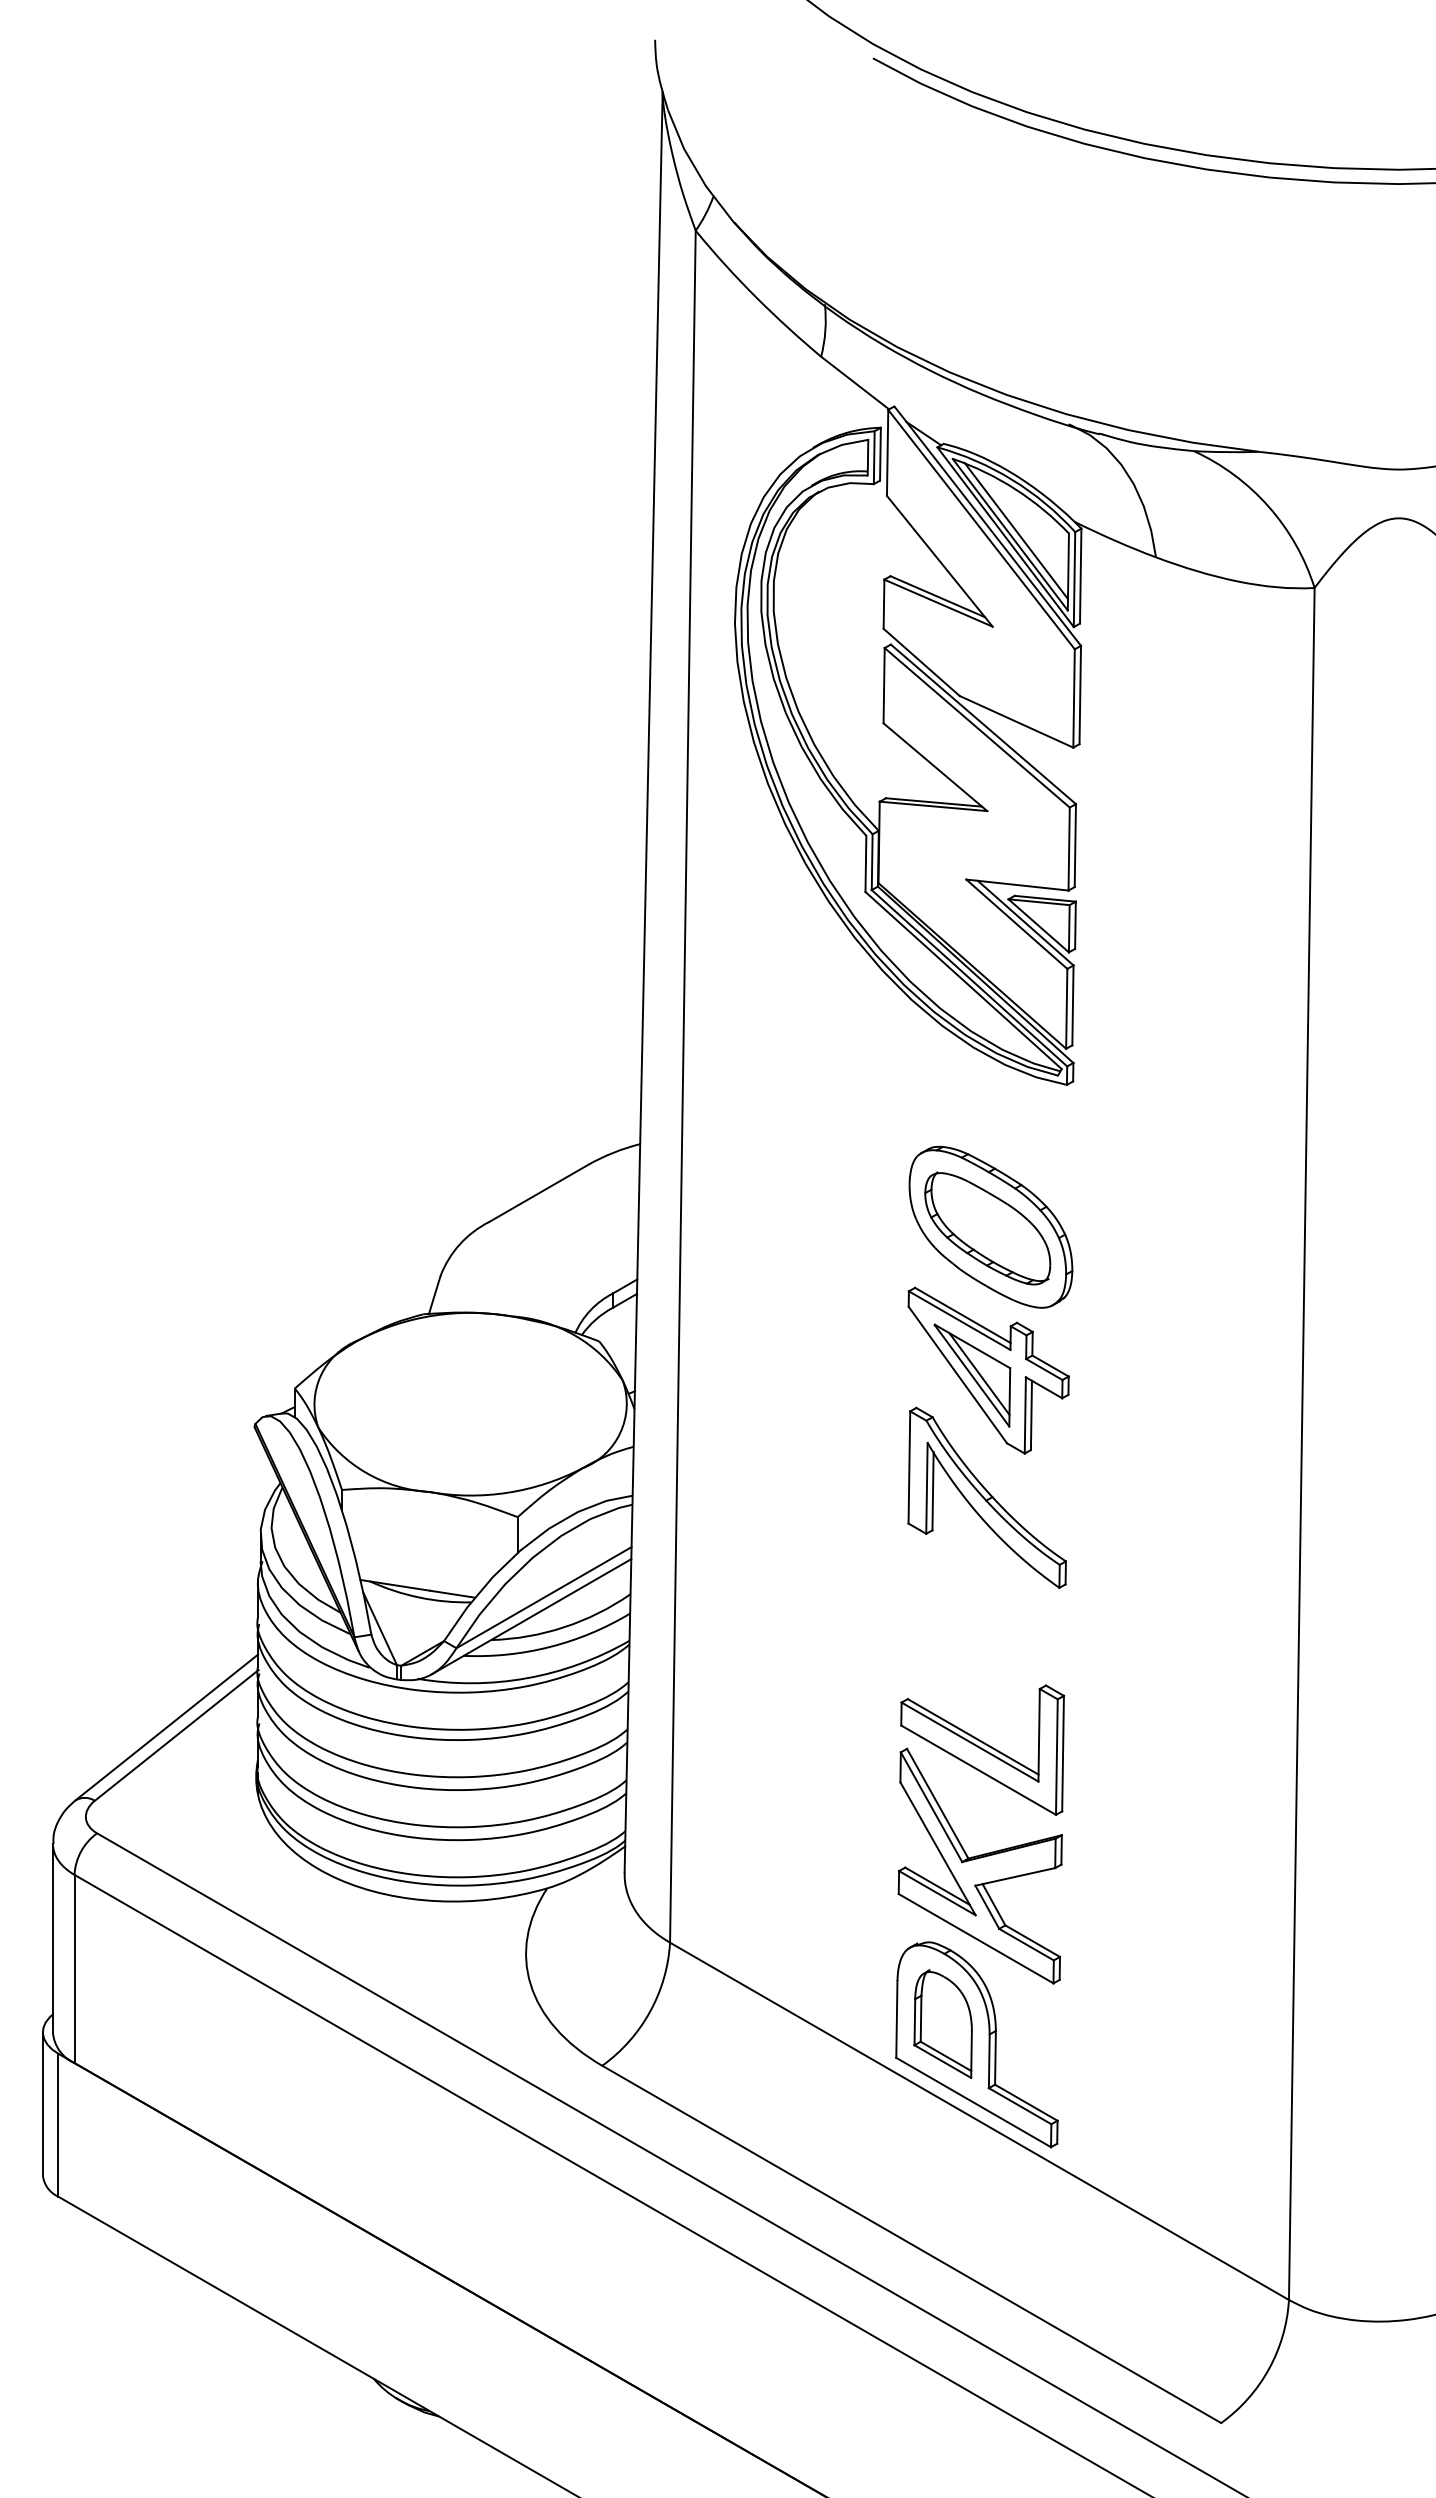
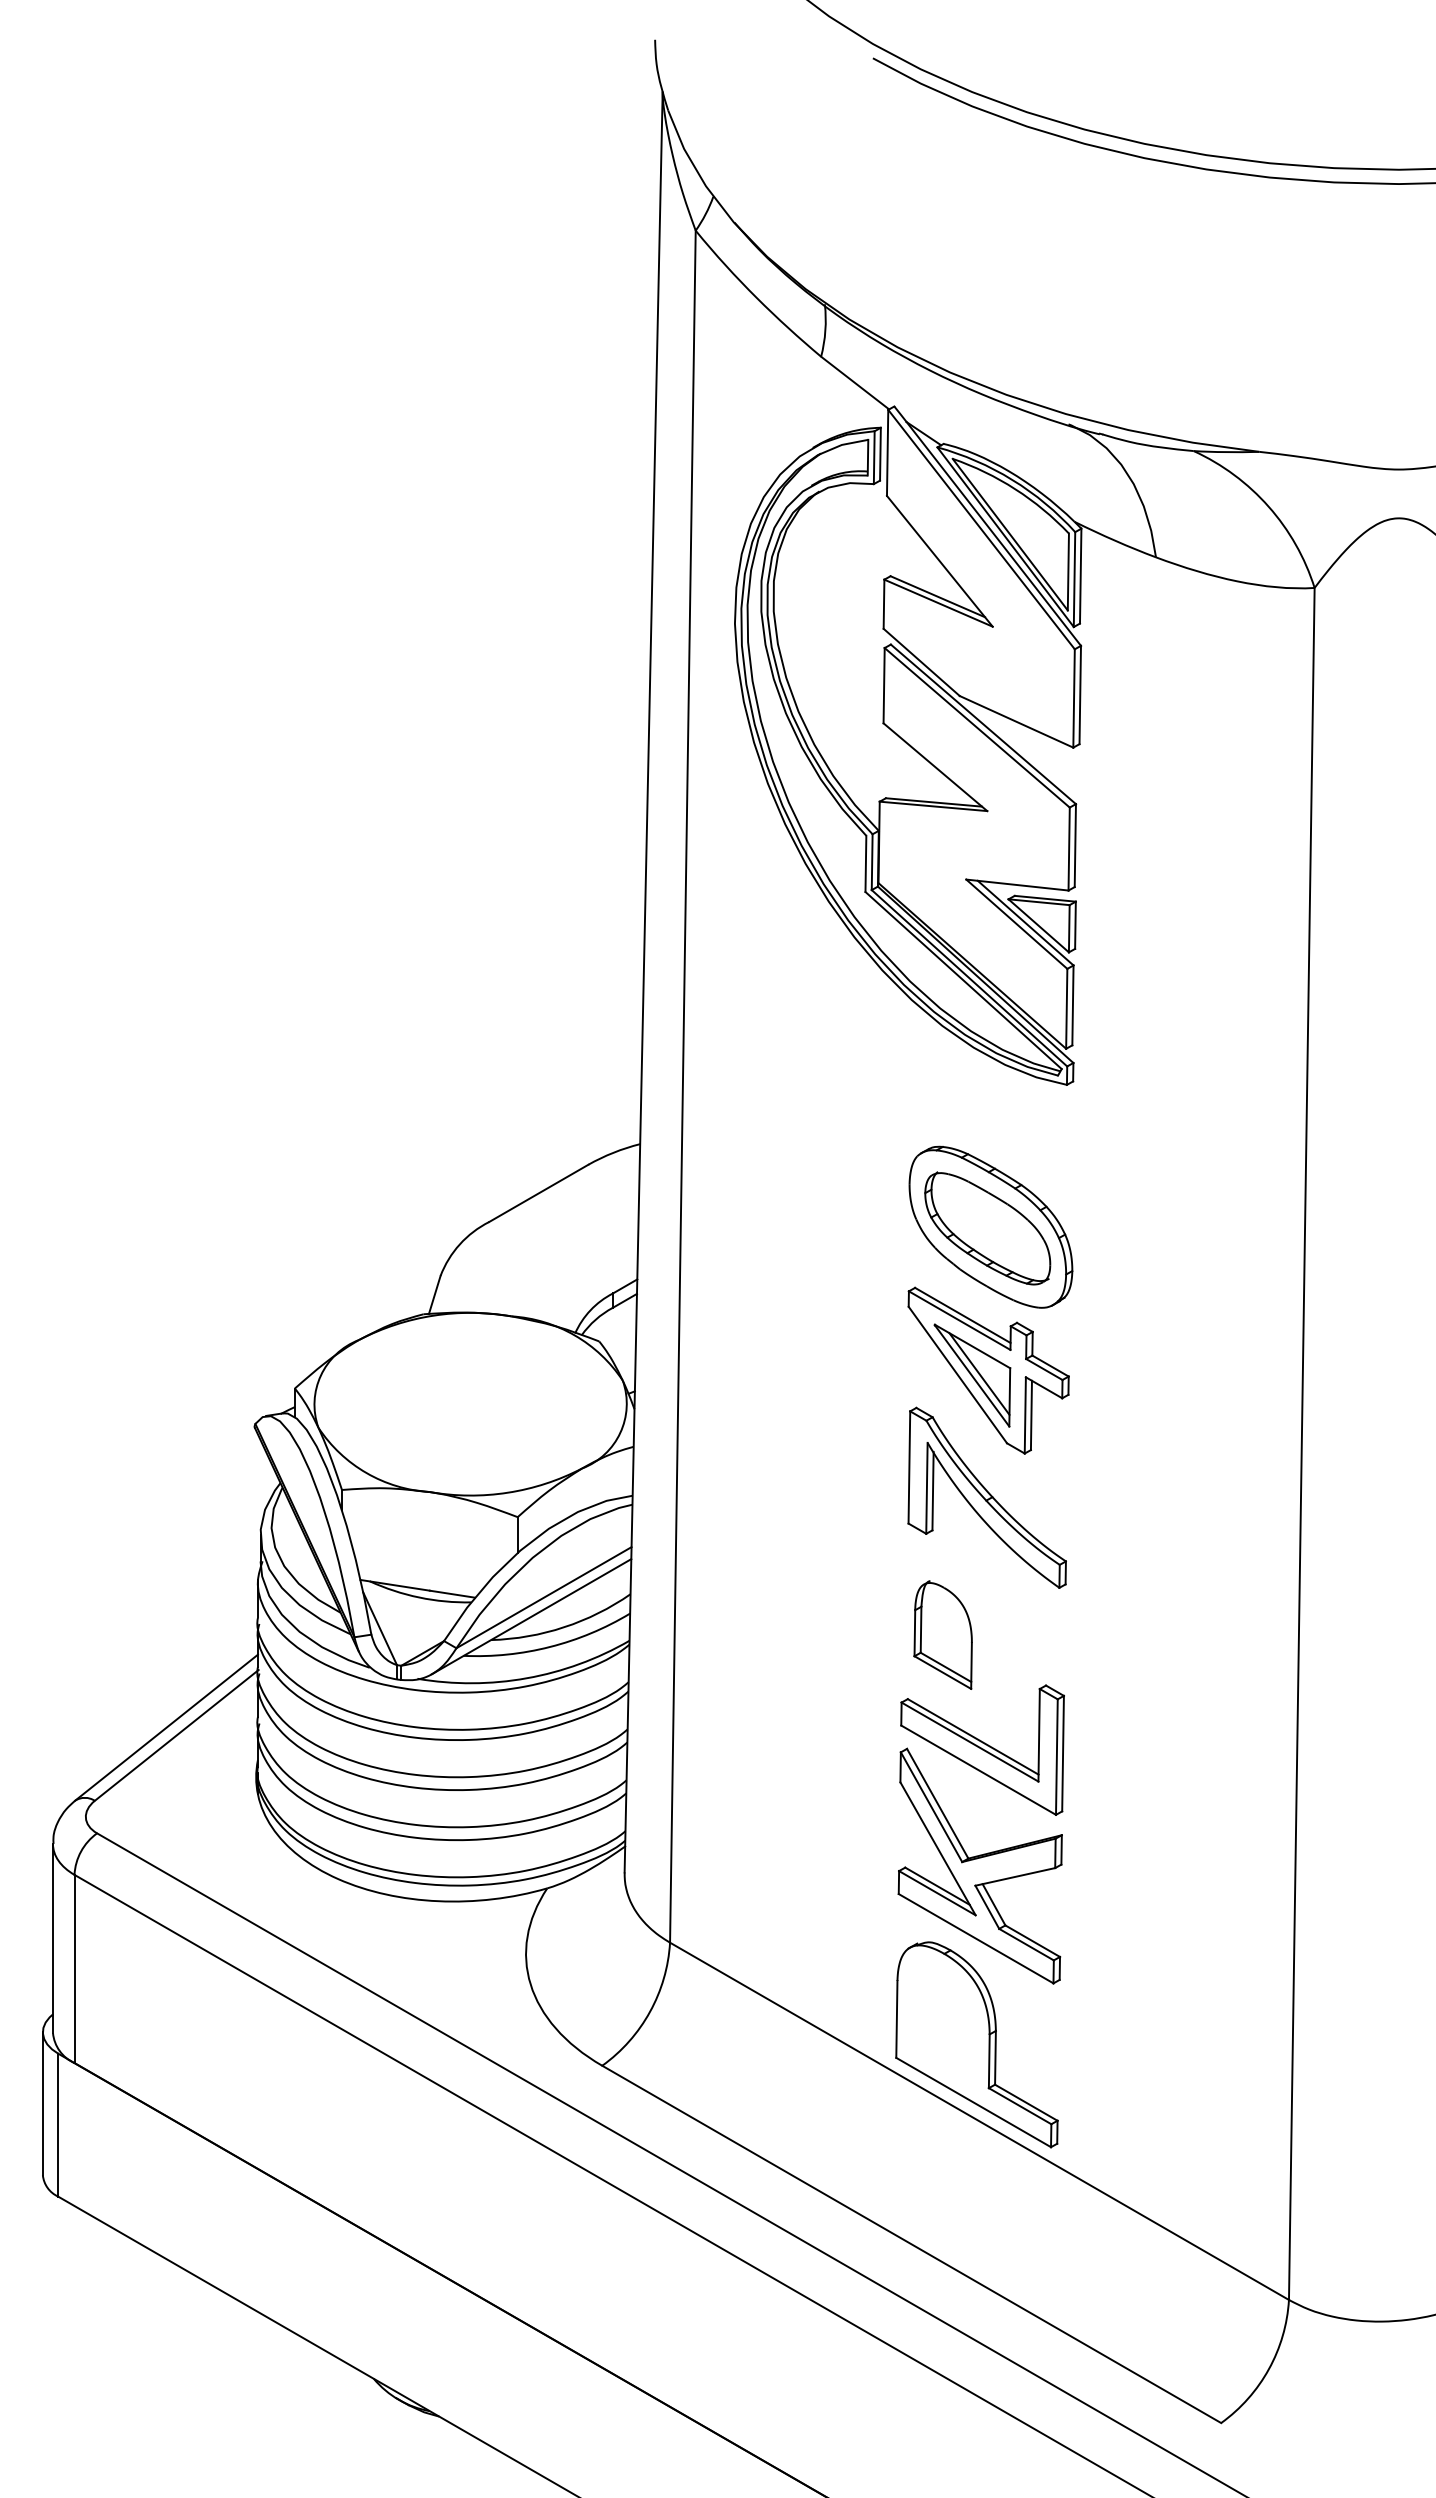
line: present -> none (1015, 530)
part position: (942, 2023) -> (942, 1634) (942, 1634)
